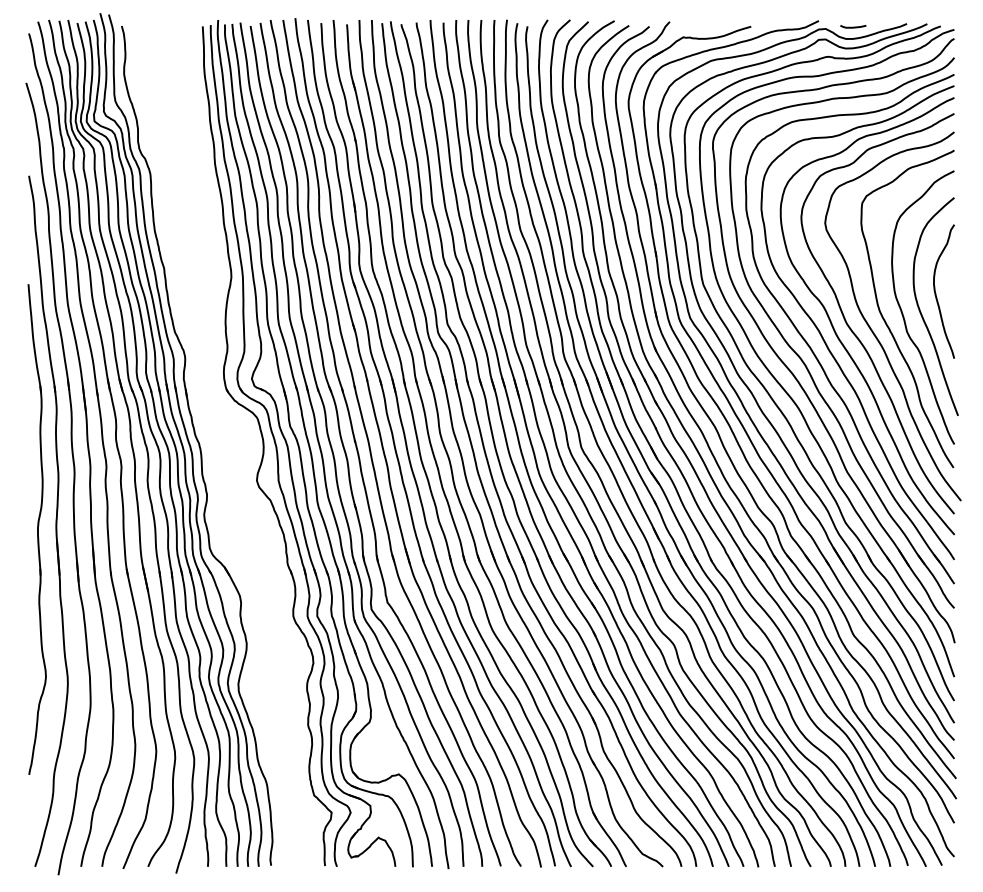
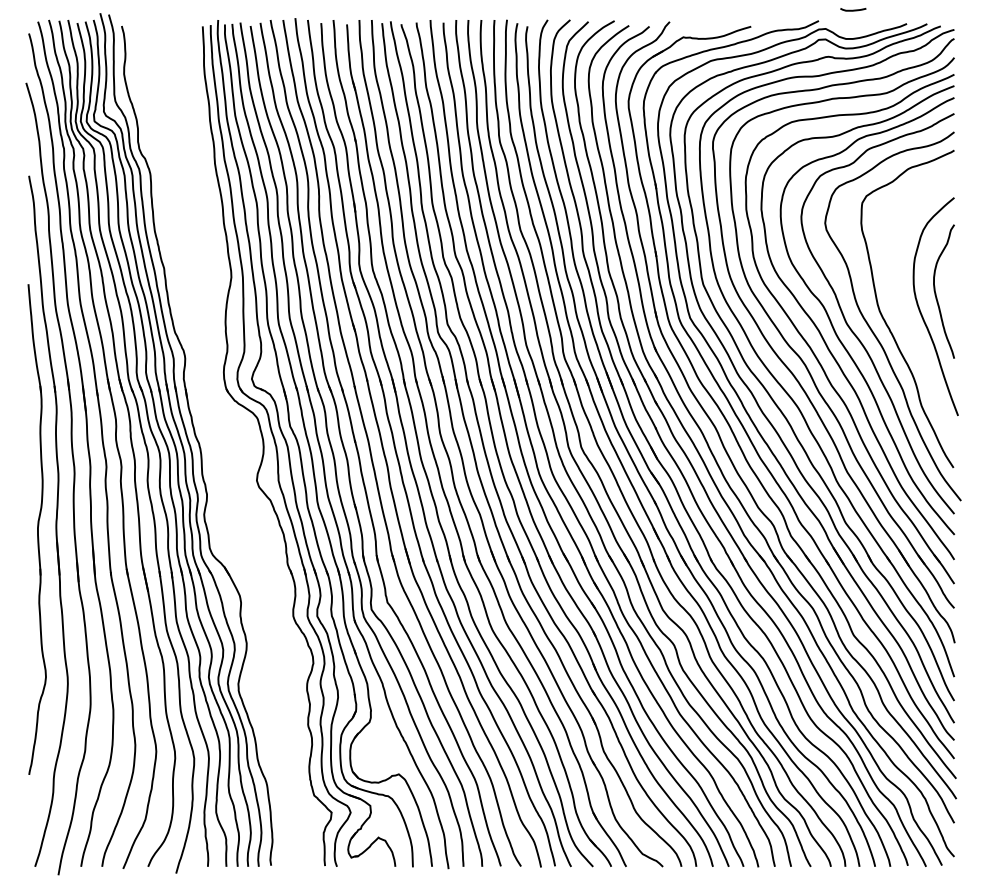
line position: (853, 26) -> (853, 9) (853, 9)
curve: present -> none (903, 313)
